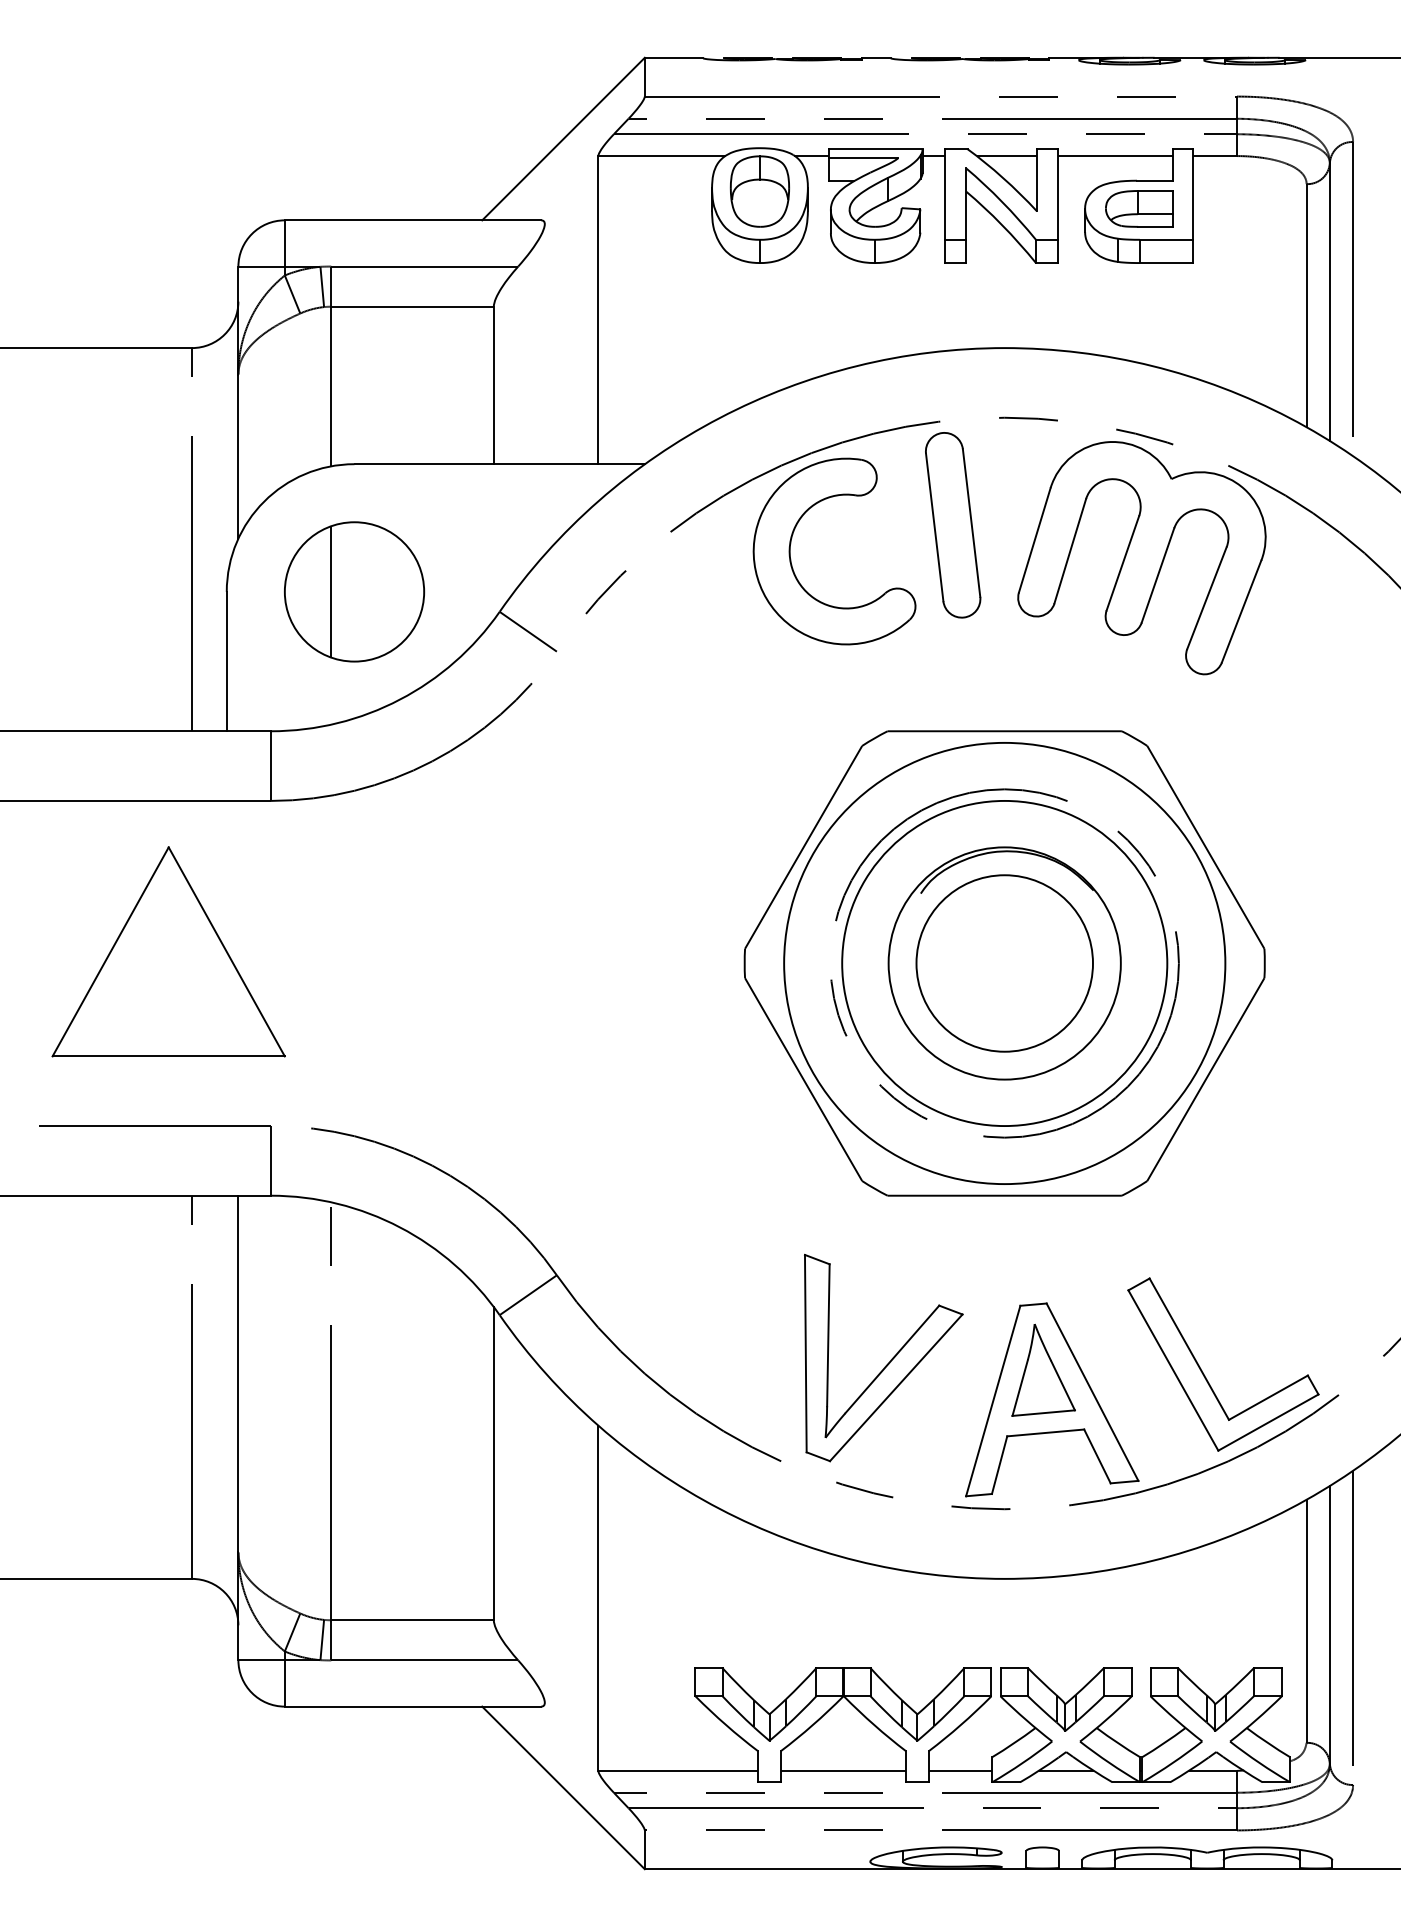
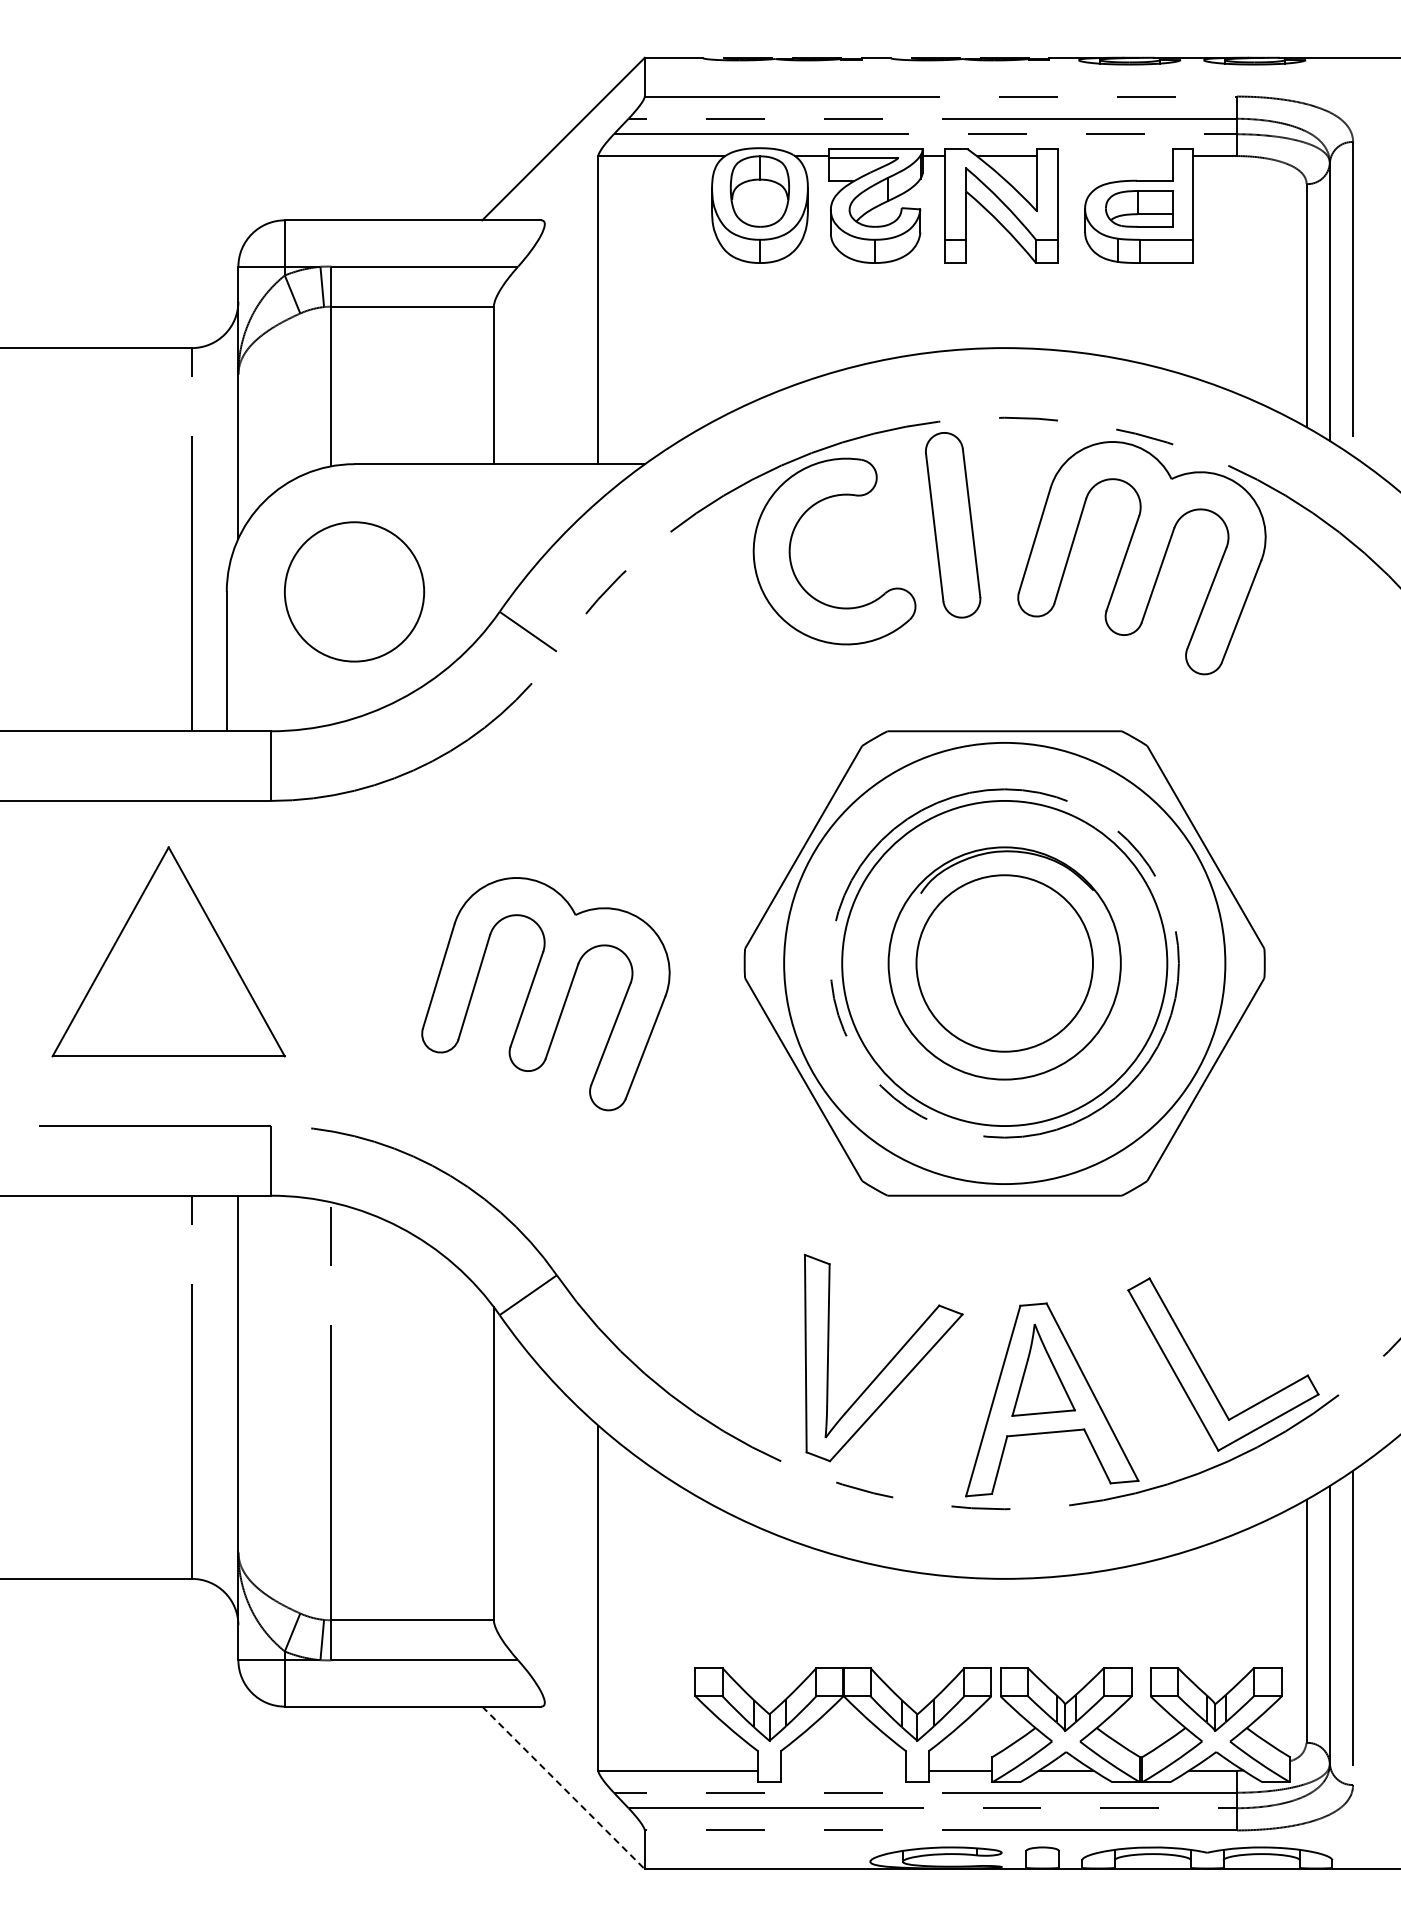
line: present -> none (1115, 156)
line: present -> none (331, 591)
part: none -> present (545, 994)
line: present -> none (843, 1770)
line: solid -> dashed (563, 1787)
